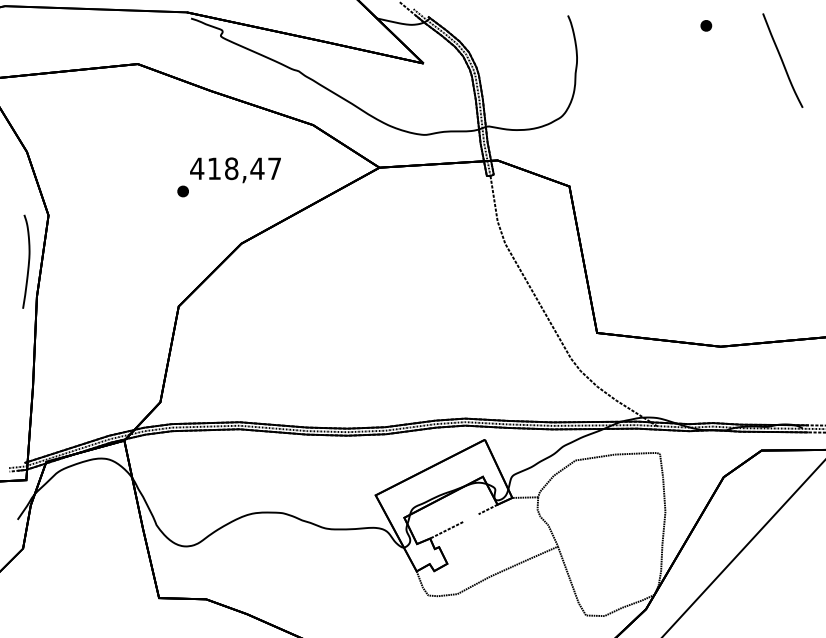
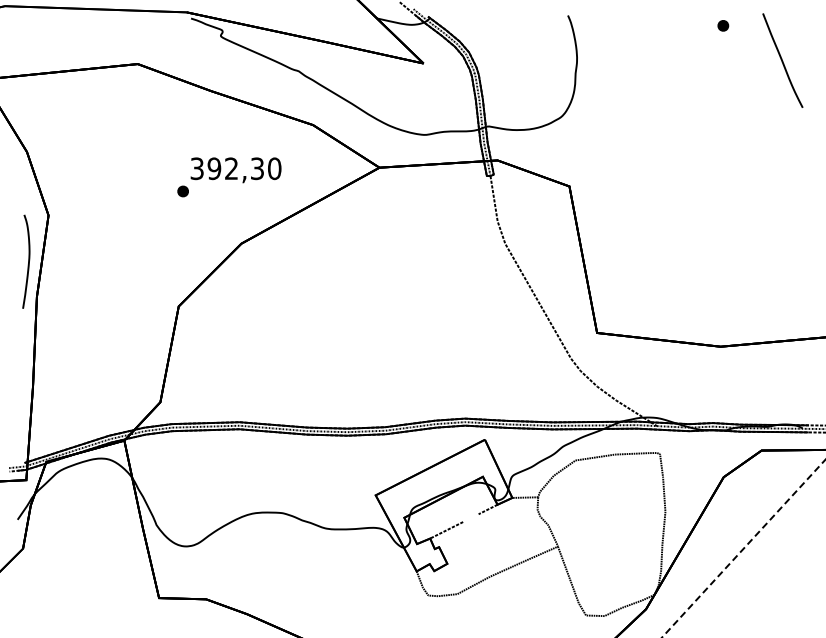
part position: (706, 25) -> (723, 25) (723, 25)
text: 418,47 -> 392,30 (235, 168)
line: solid -> dashed (743, 548)
